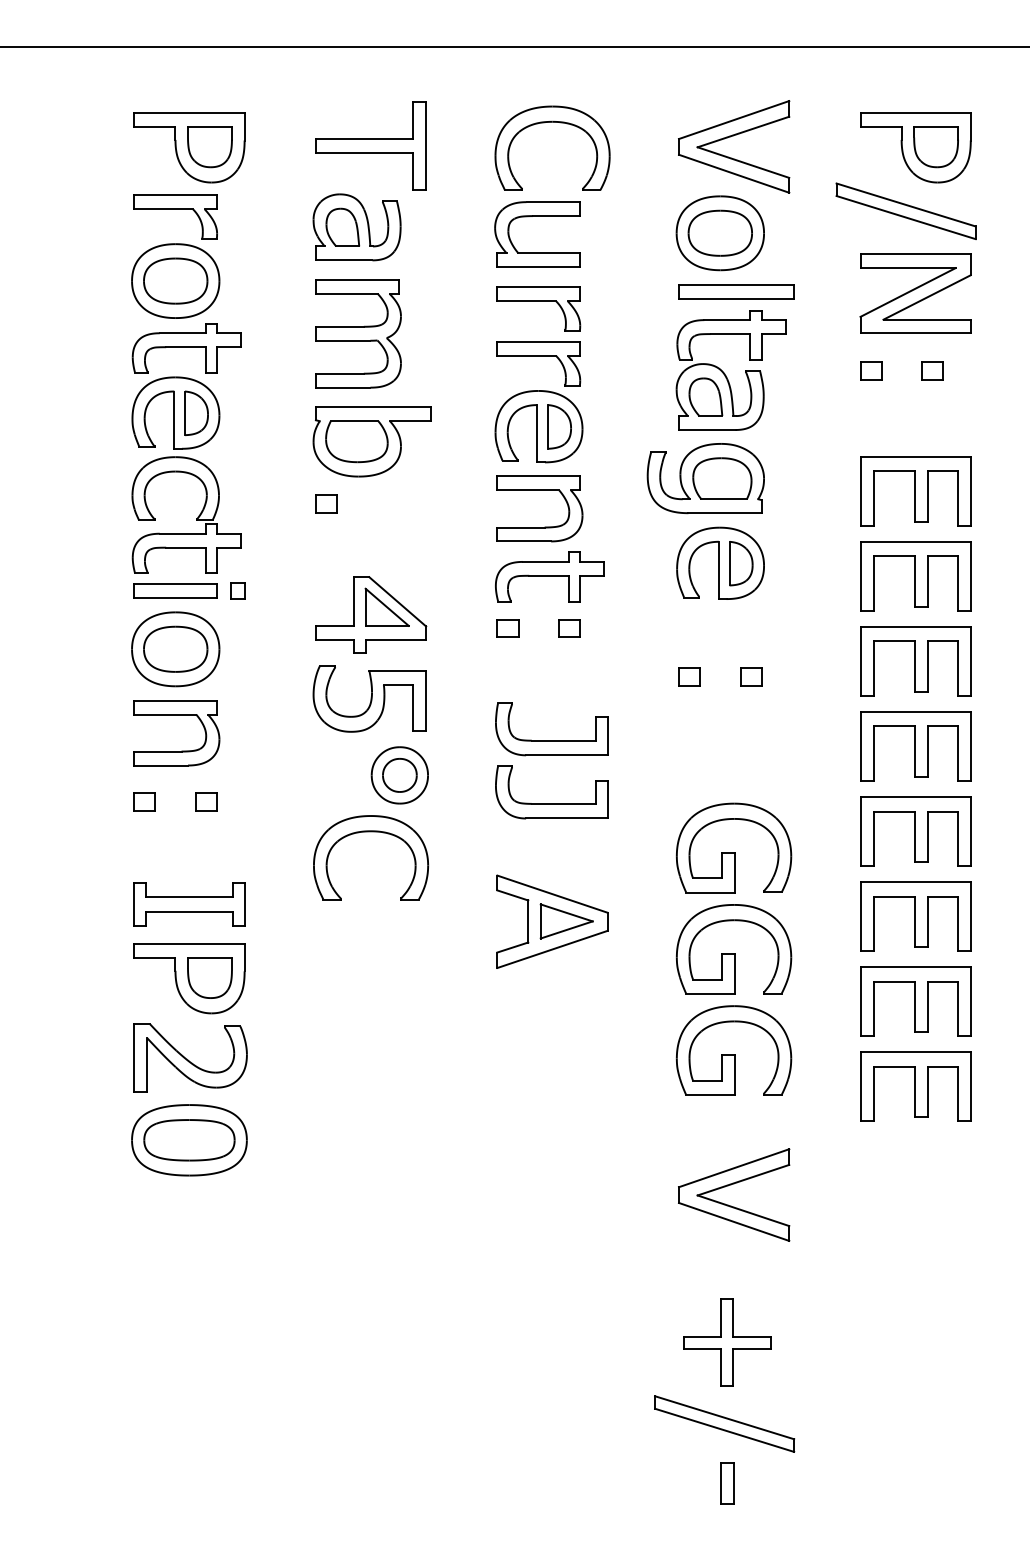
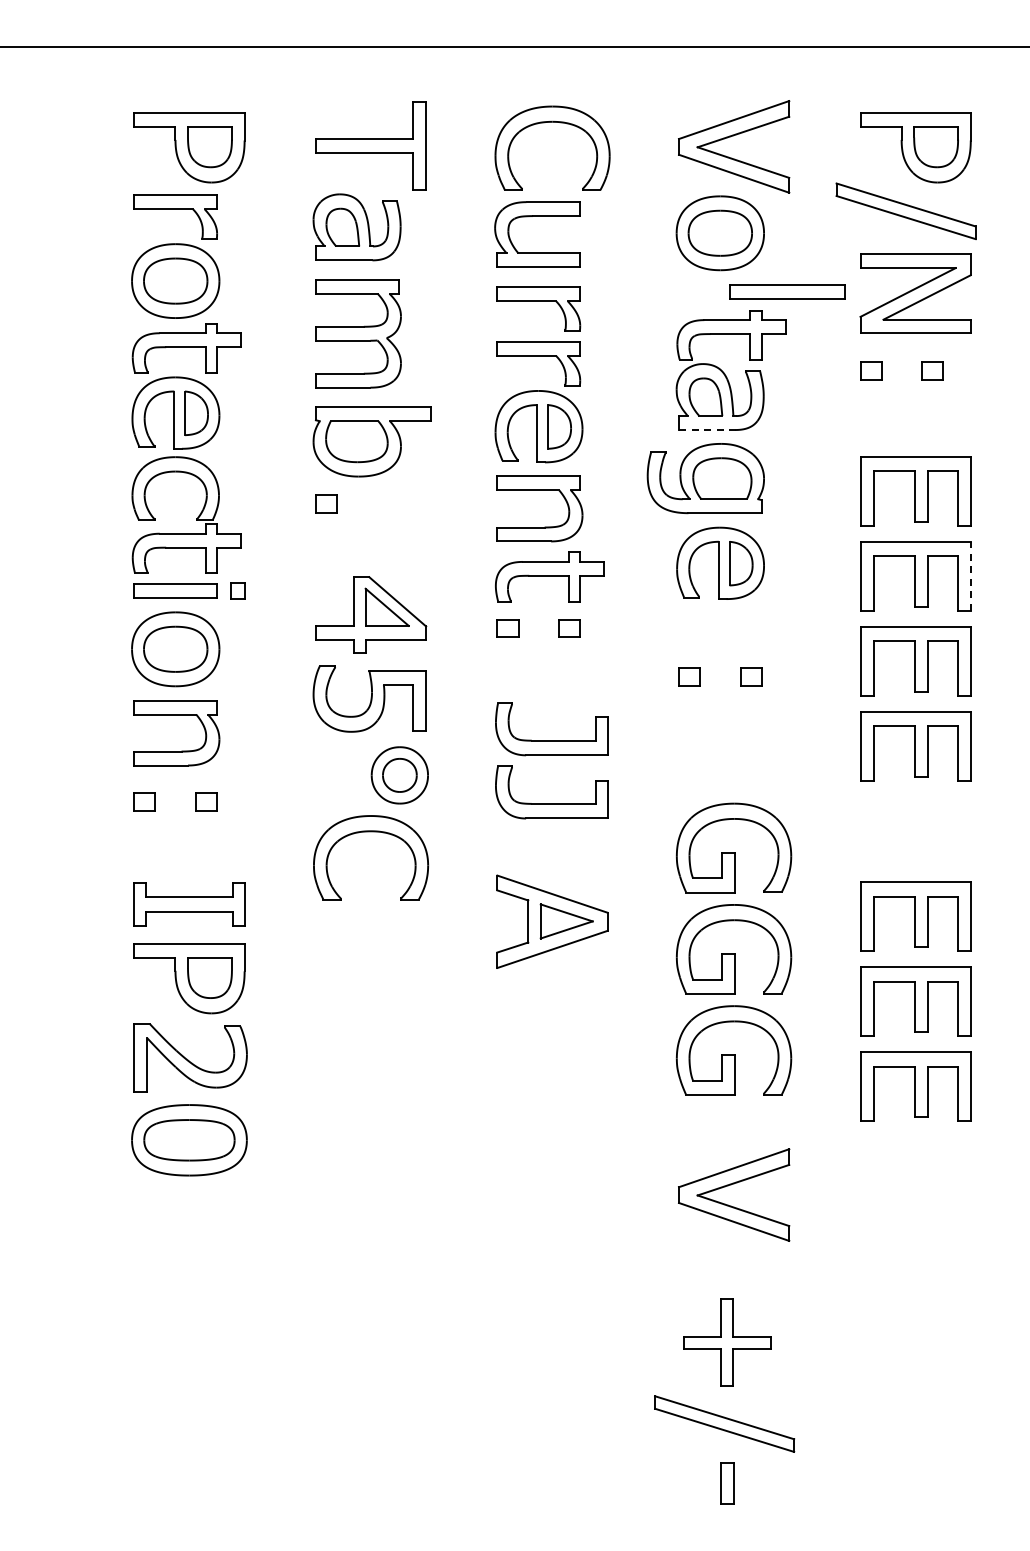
part position: (736, 291) -> (787, 291) (787, 291)
line: solid -> dashed (707, 430)
line: solid -> dashed (970, 575)
part: present -> none (915, 831)
